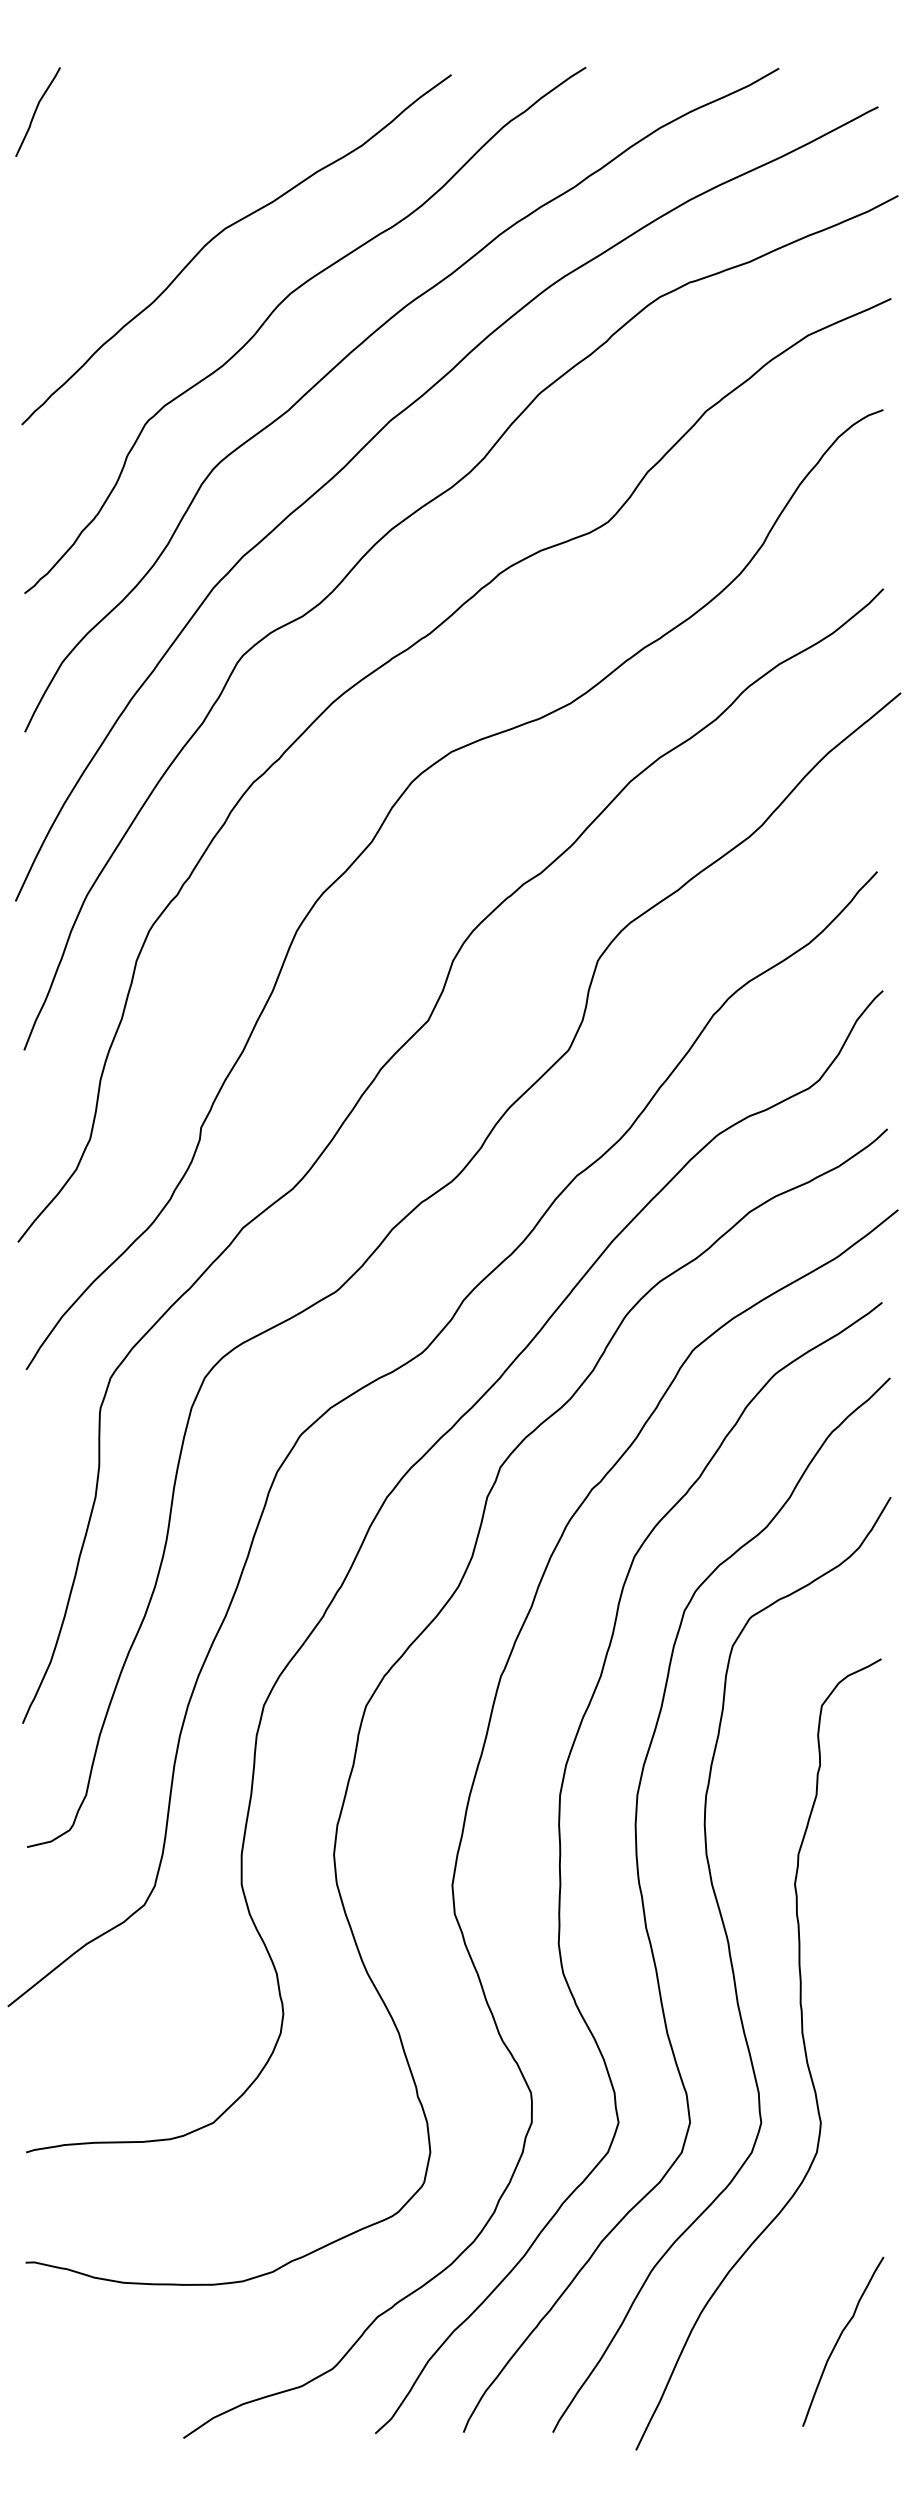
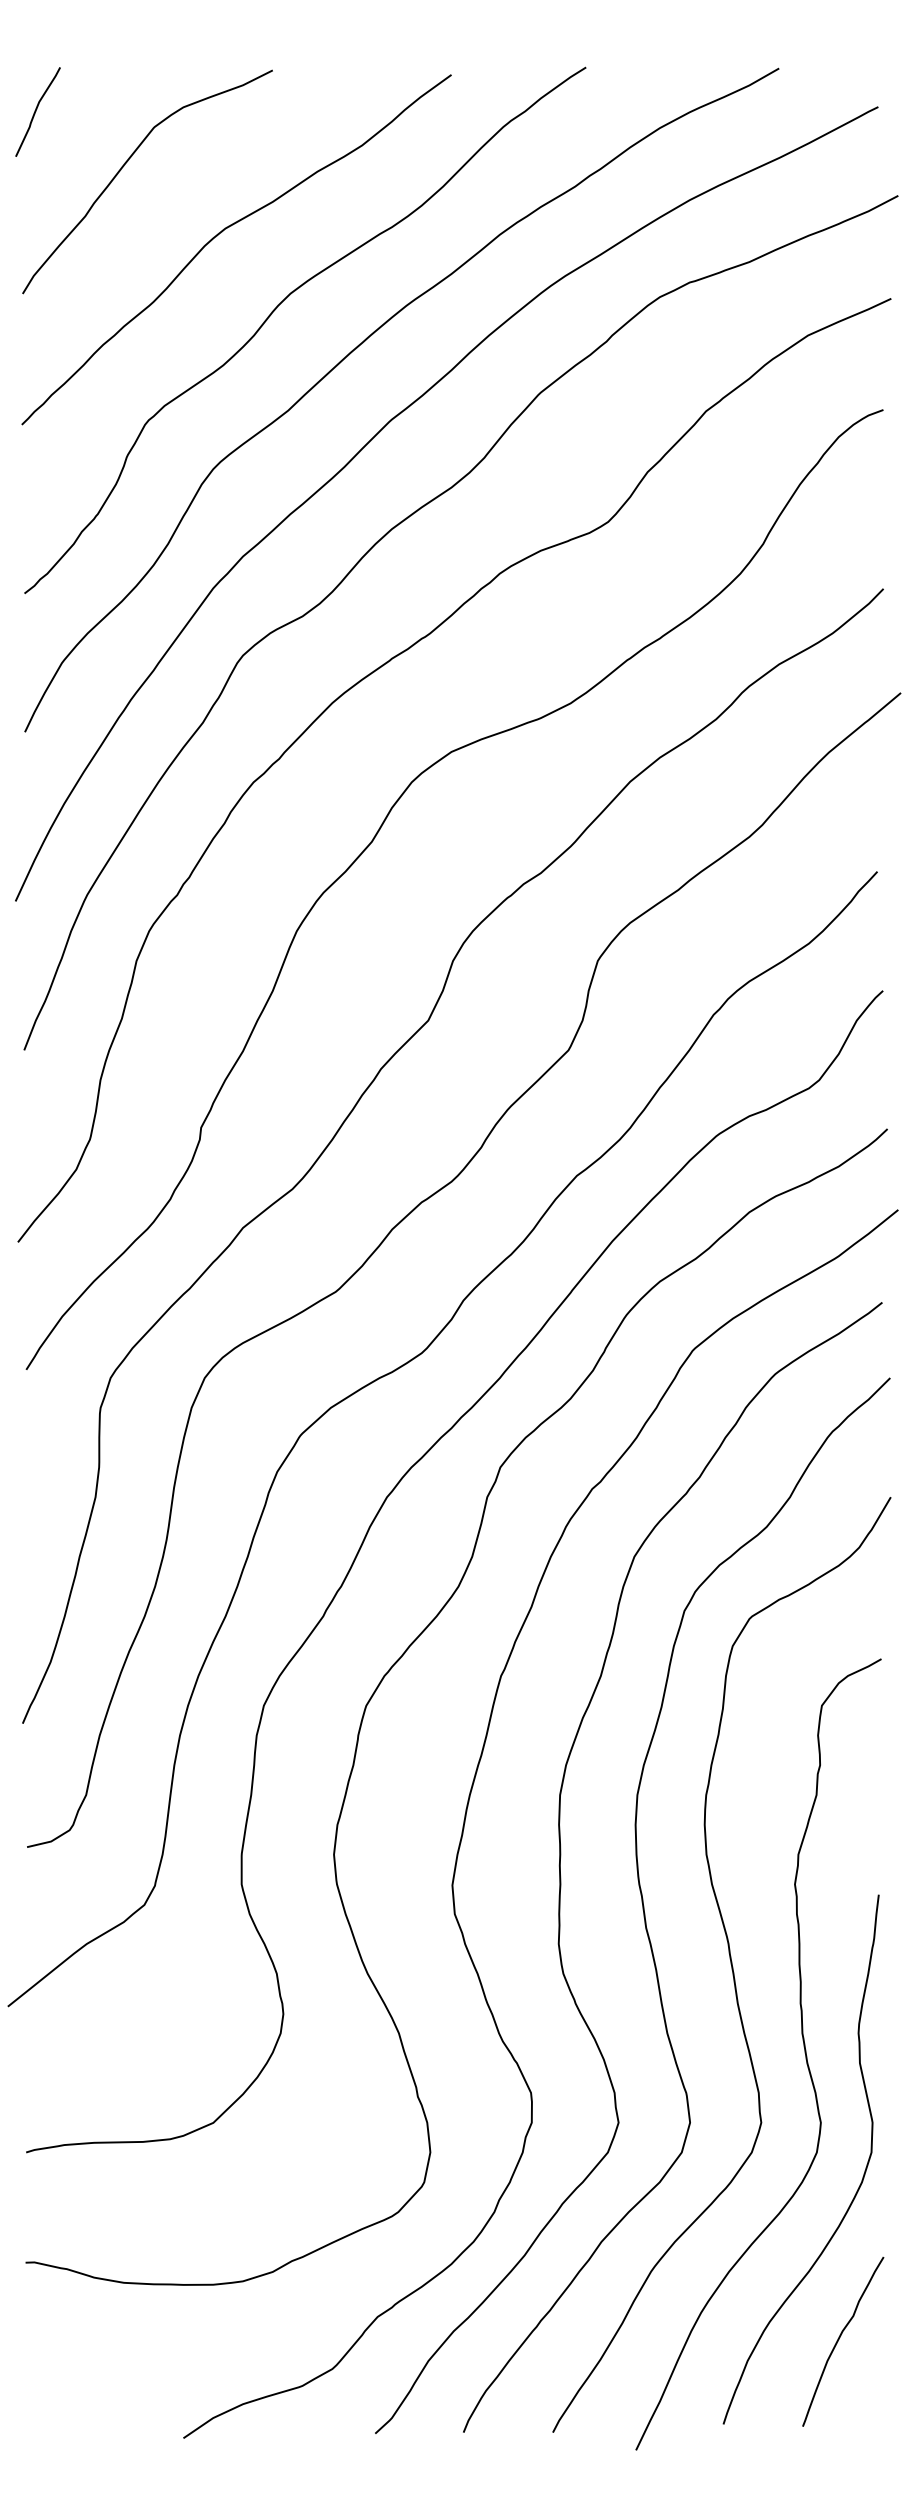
curve: none -> present (124, 166)
curve: none -> present (858, 2186)
